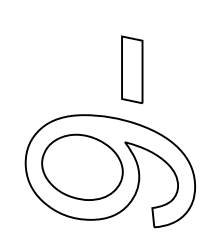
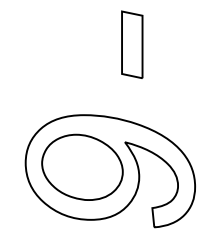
part position: (132, 69) -> (132, 44) (132, 44)
